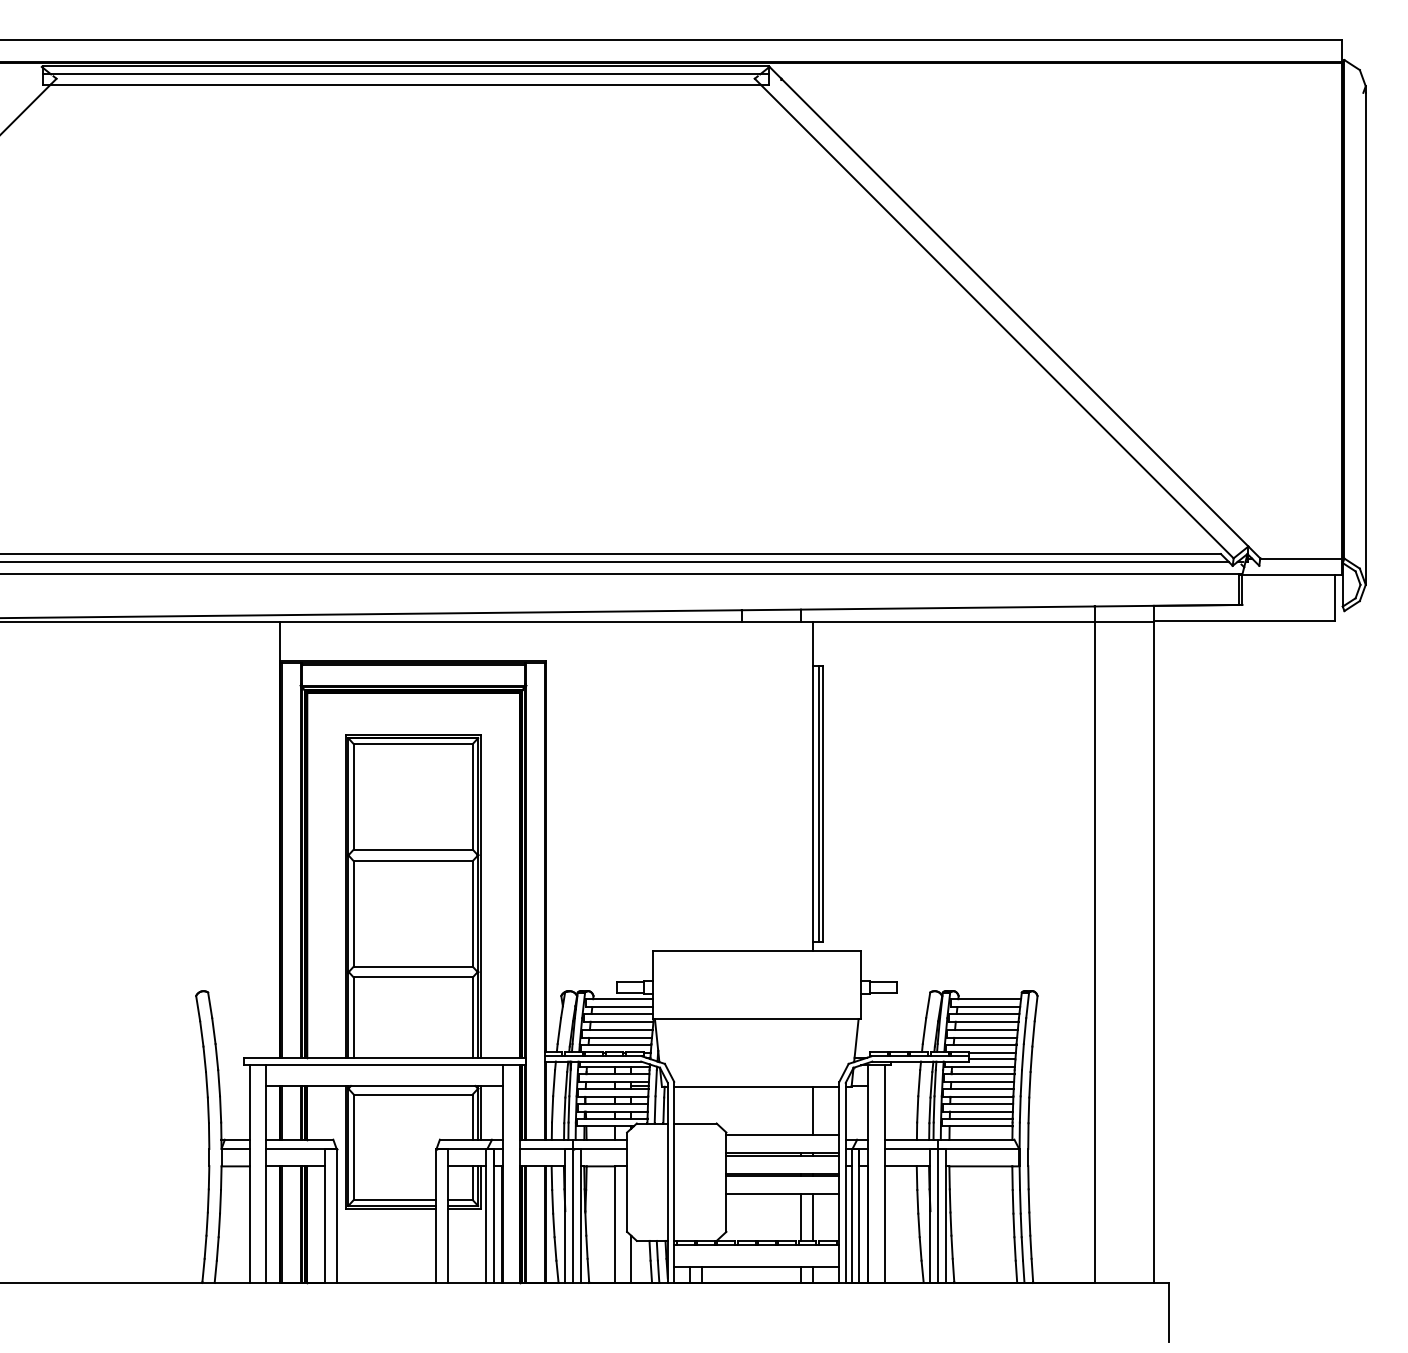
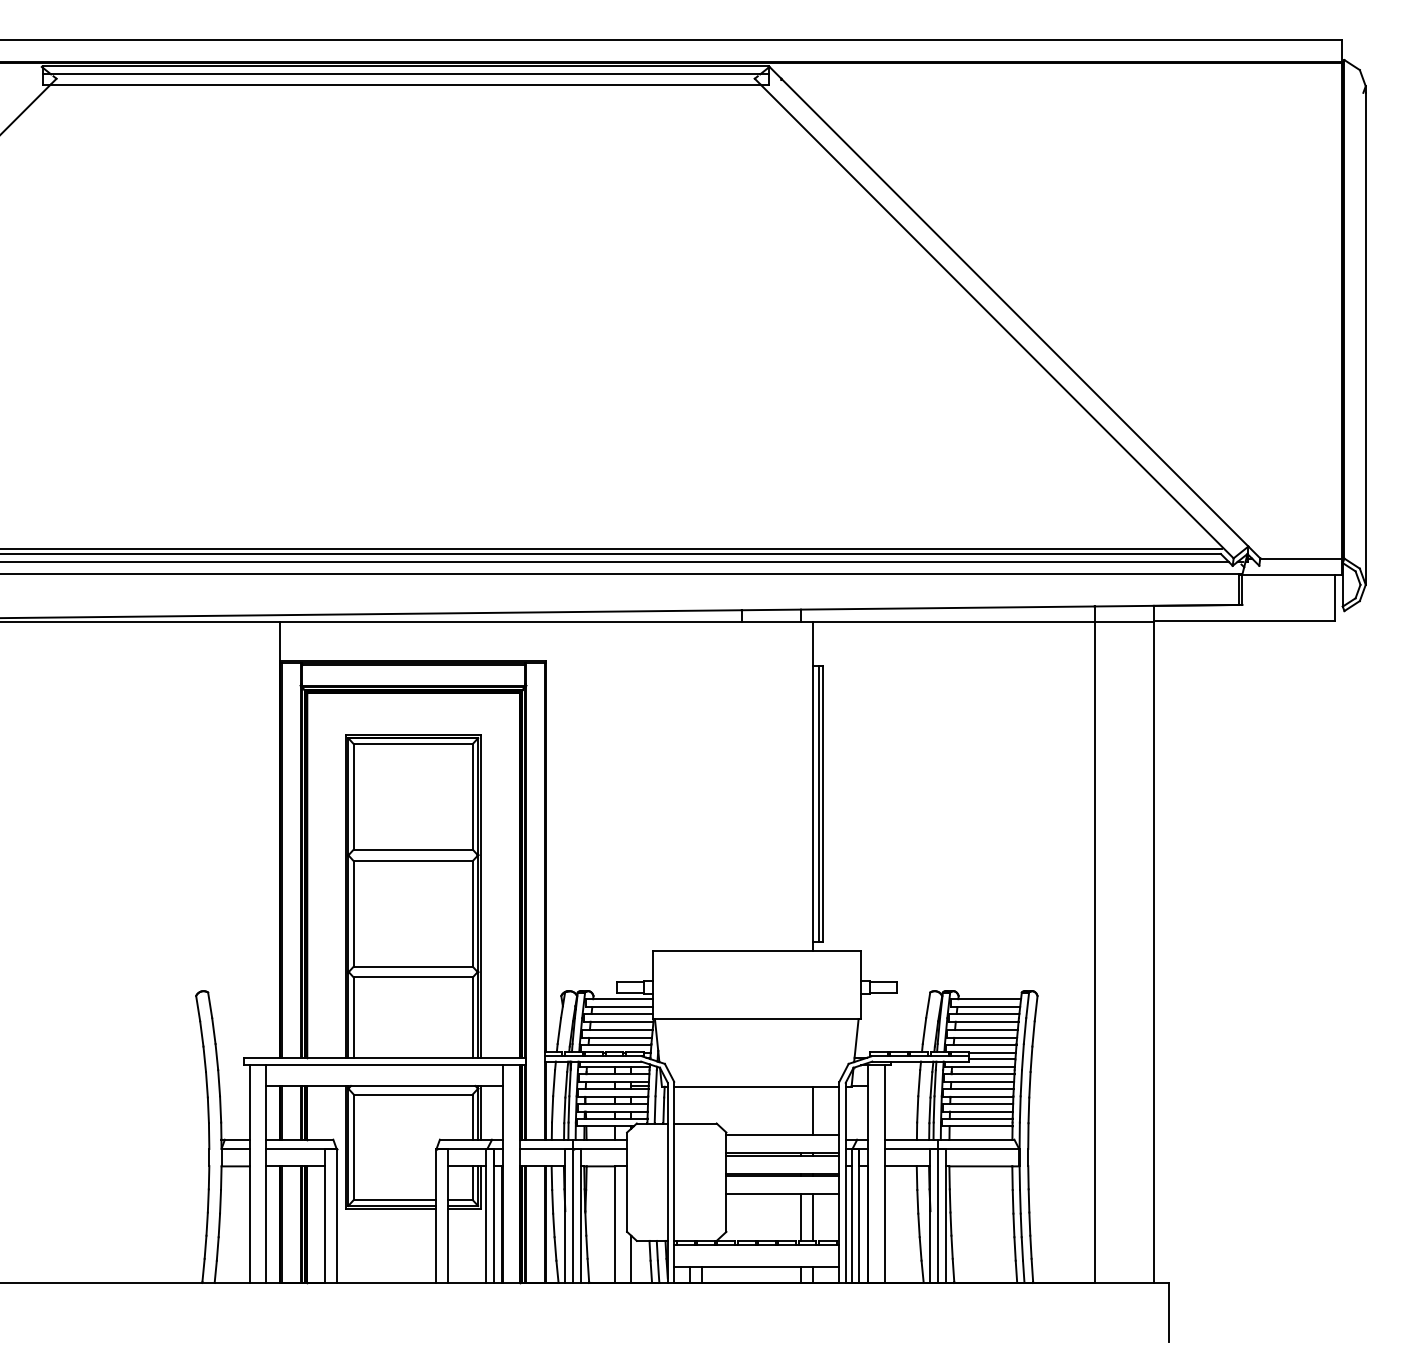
line: none -> present (612, 548)
